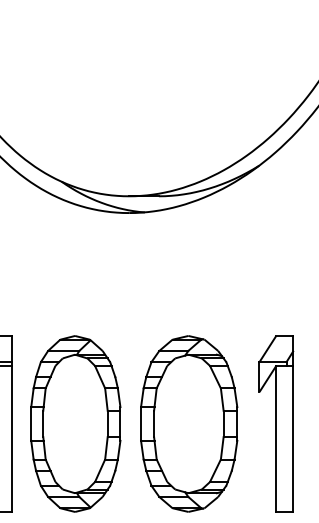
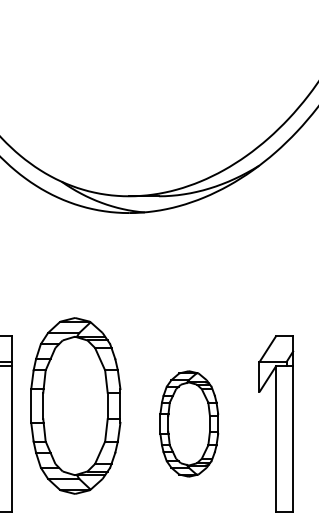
part position: (75, 423) -> (75, 405) (75, 405)
part size: 99x178 px -> 61x108 px (189, 423)
